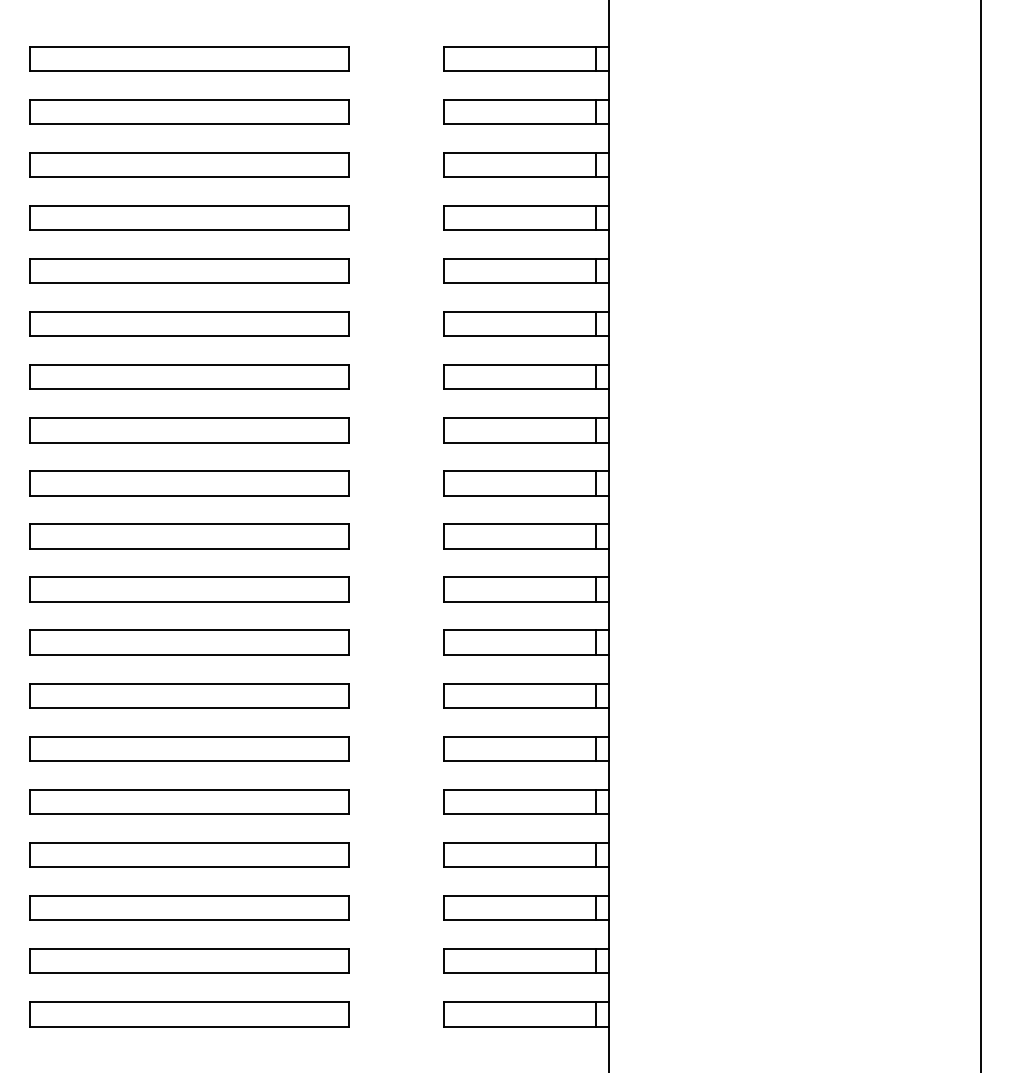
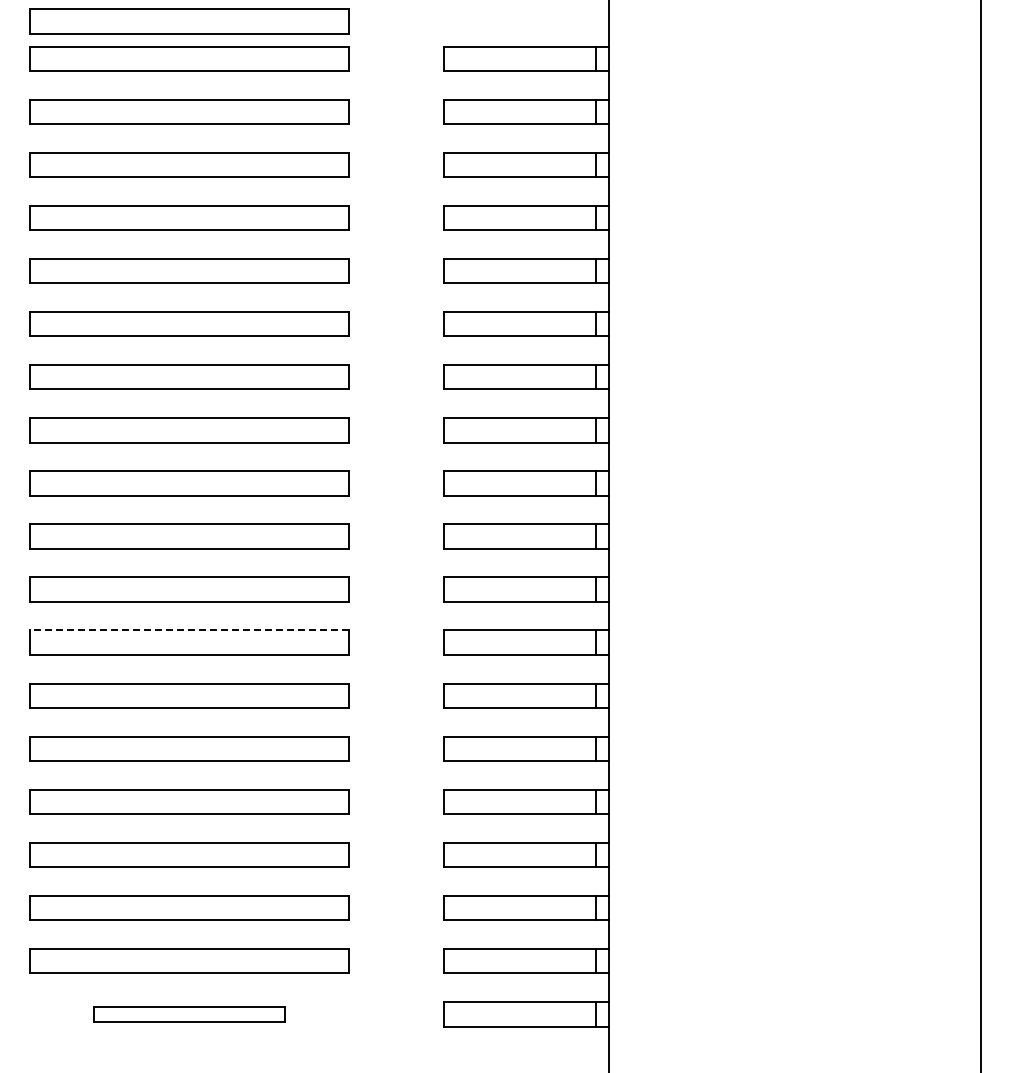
part: none -> present (189, 21)
line: solid -> dashed (189, 630)
part size: 321x27 px -> 193x17 px (189, 1014)
